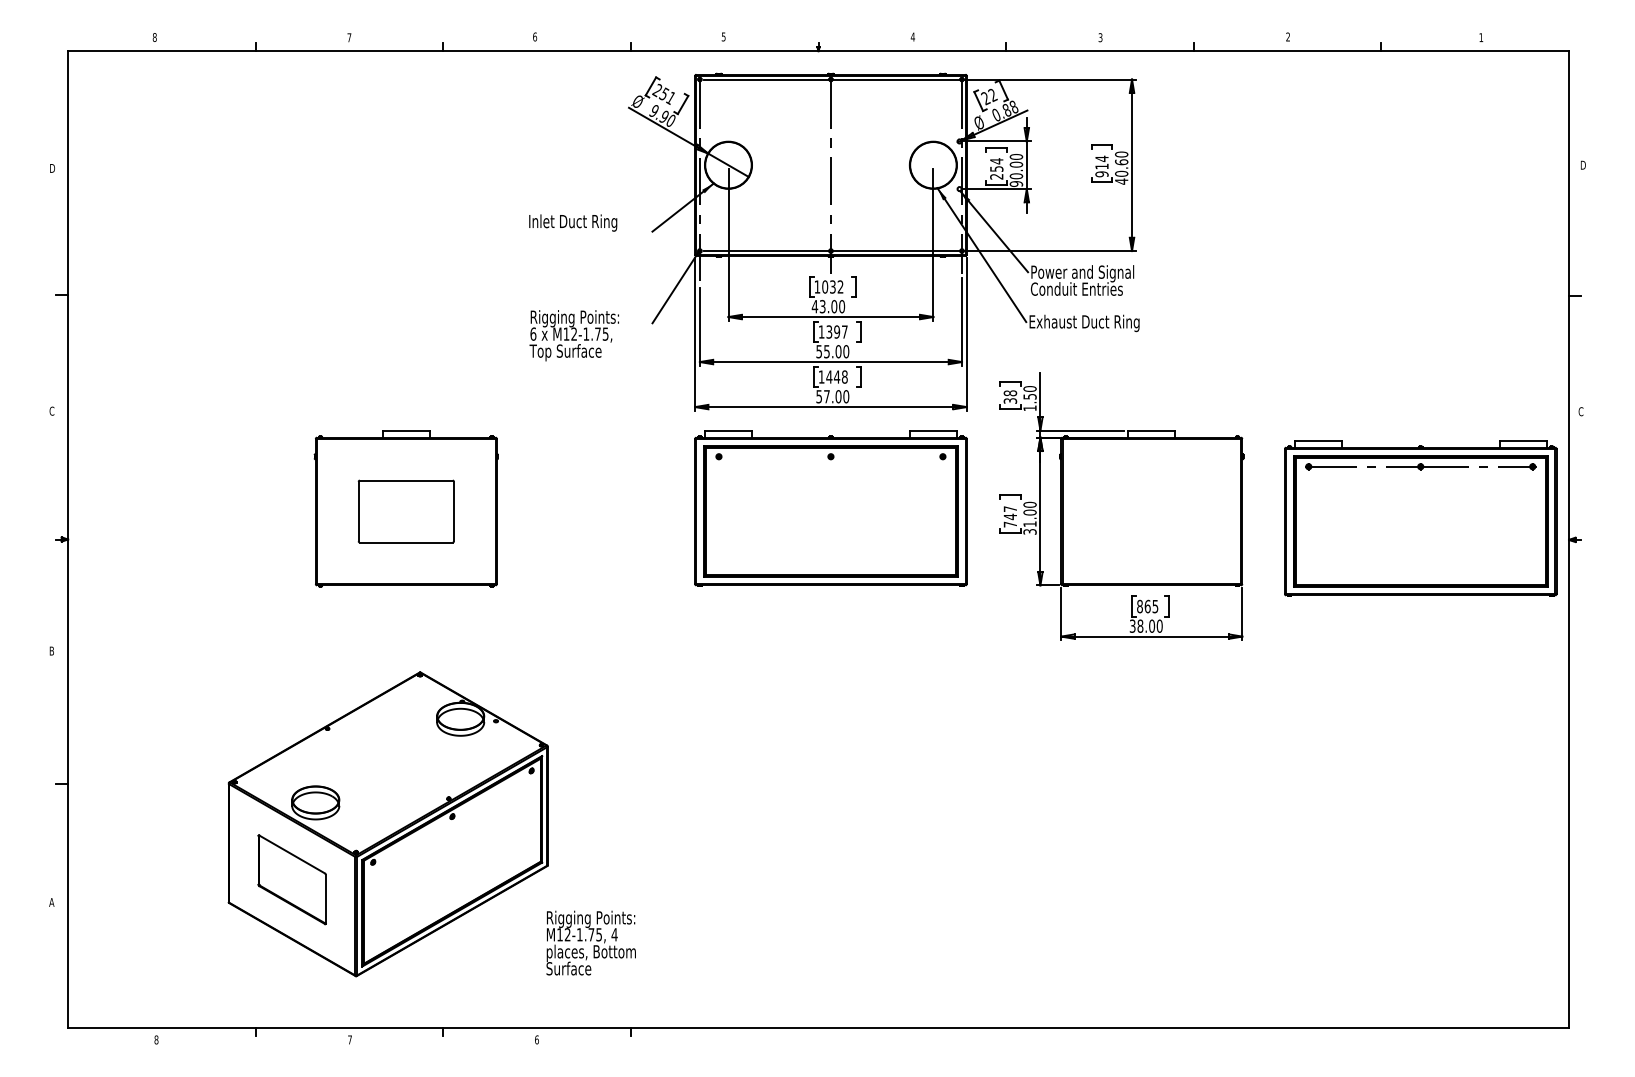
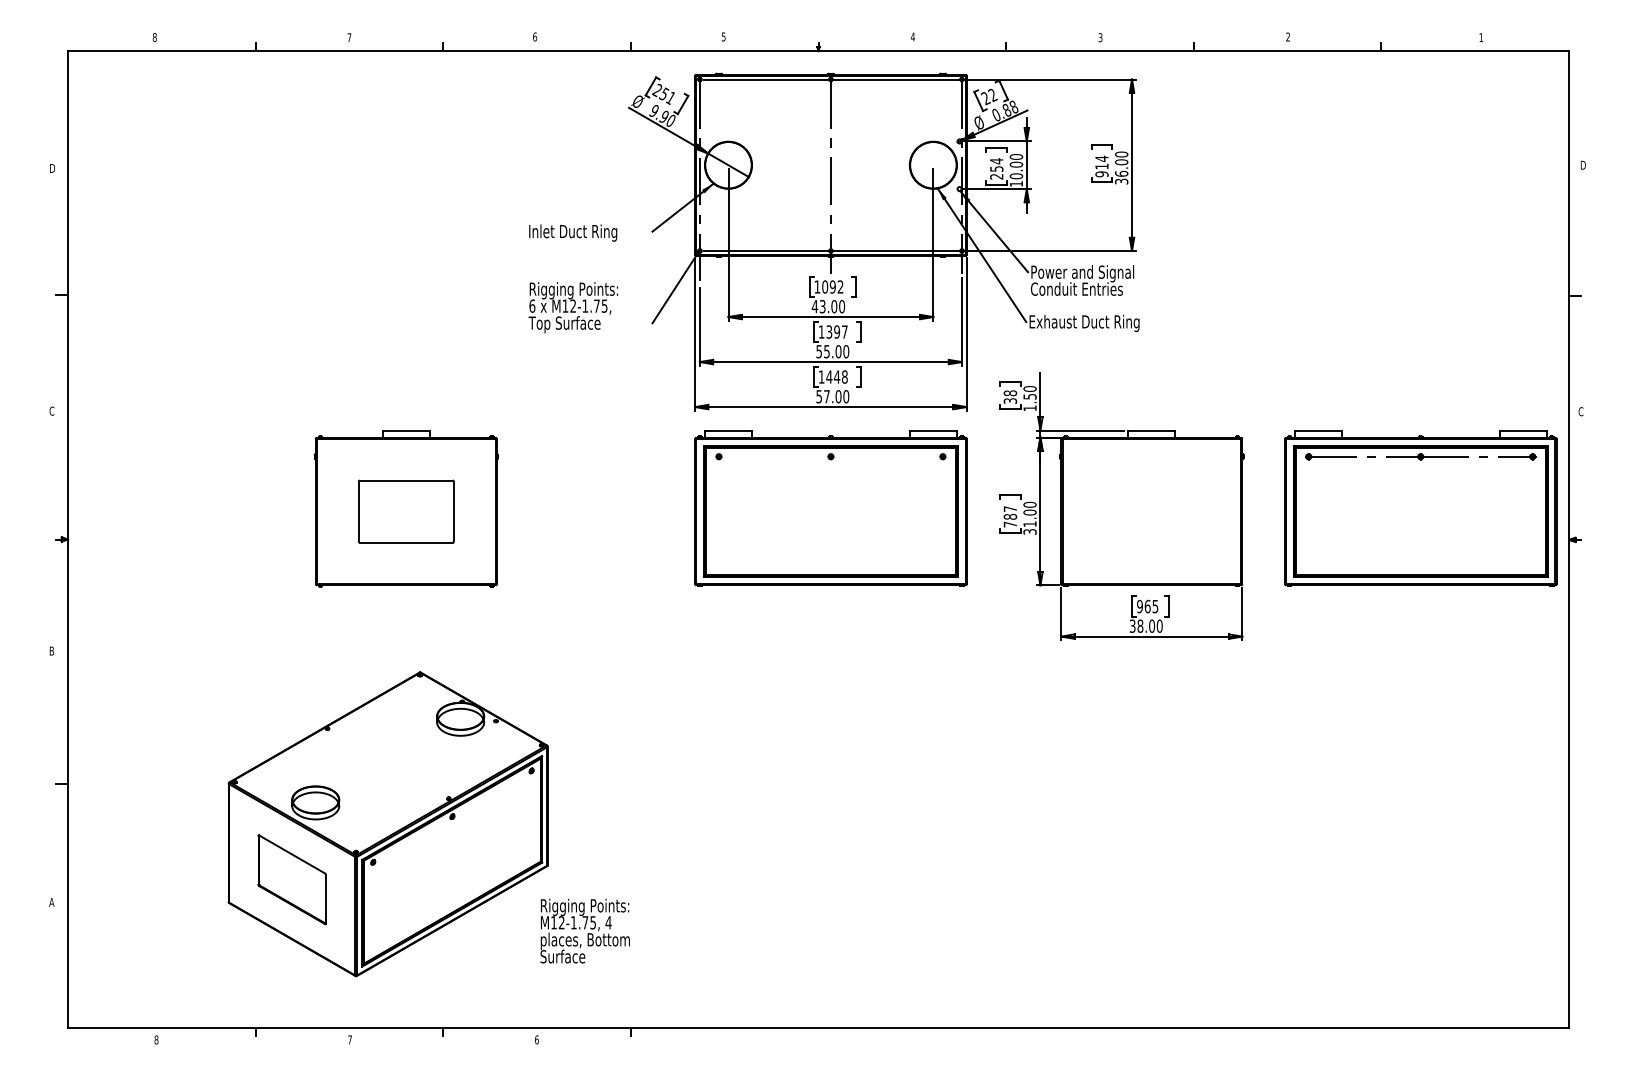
text: 40.60 -> 36.00 (1121, 171)
text: 90.00 -> 10.00 (1016, 183)
text position: (573, 222) -> (573, 232) (573, 232)
text: 1032 -> 1092 (832, 286)
text position: (573, 335) -> (572, 307) (572, 307)
text: 747 -> 787 (1010, 516)
part position: (1420, 518) -> (1420, 508) (1420, 508)
text: 865 -> 965 (1139, 606)
text position: (590, 942) -> (584, 930) (584, 930)
